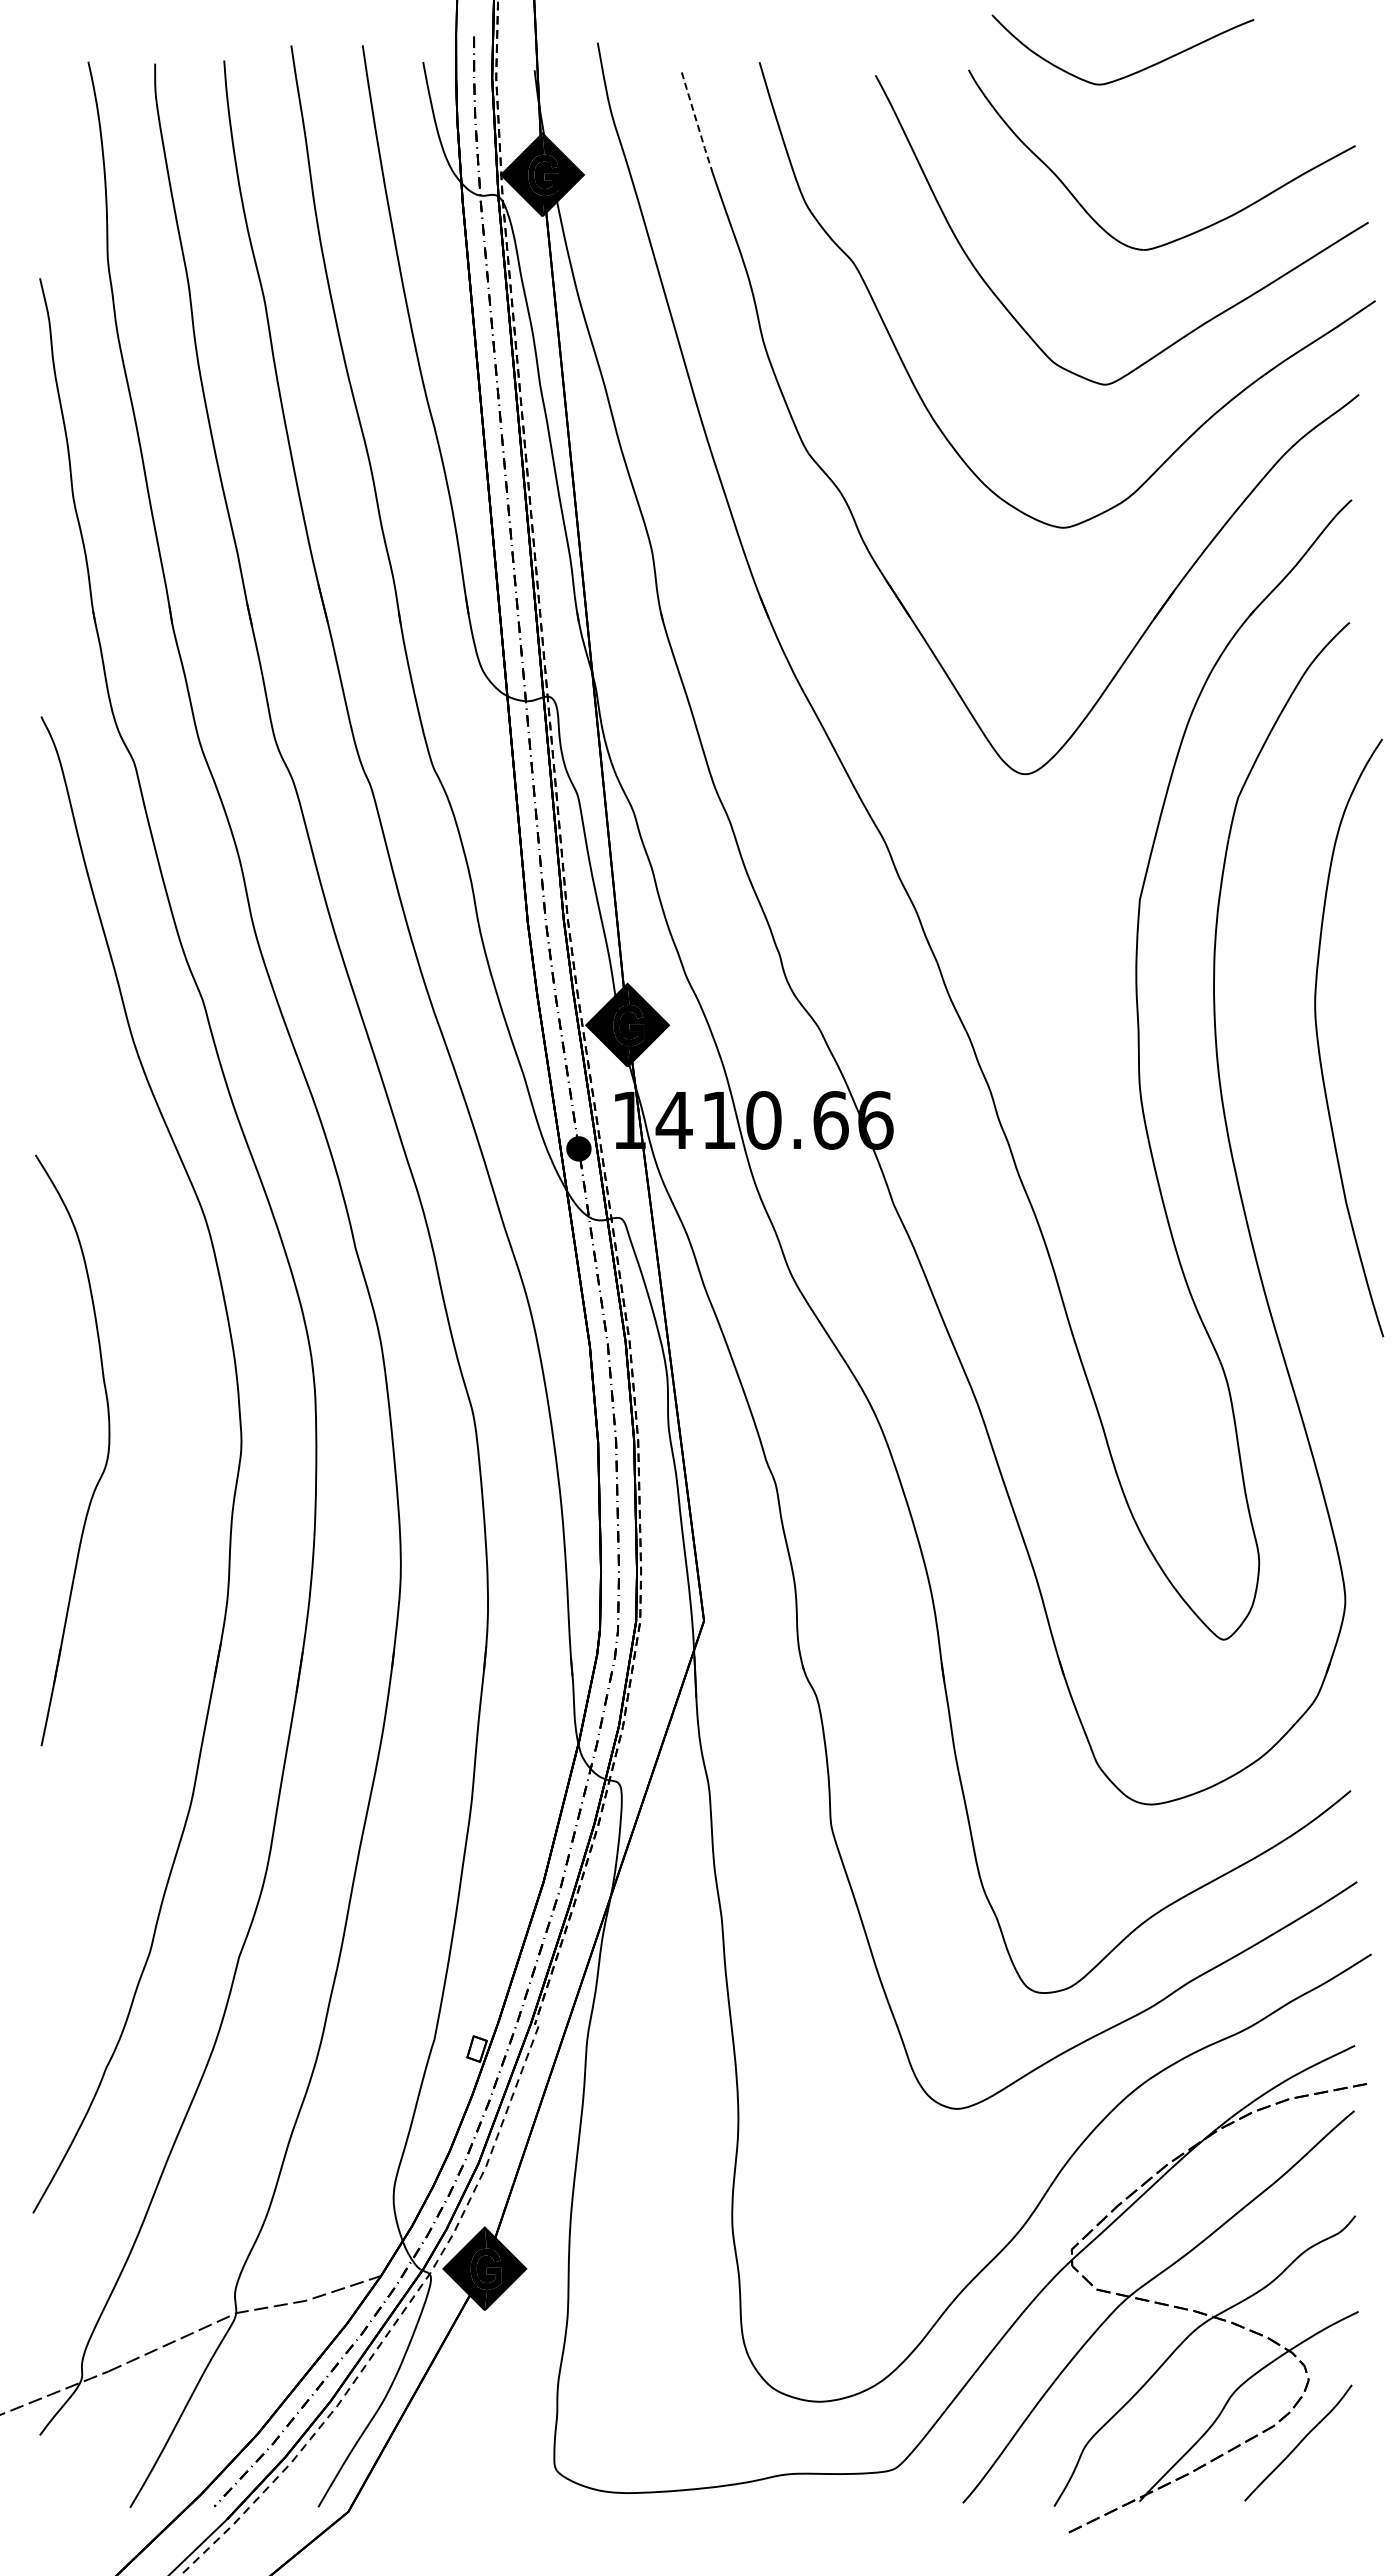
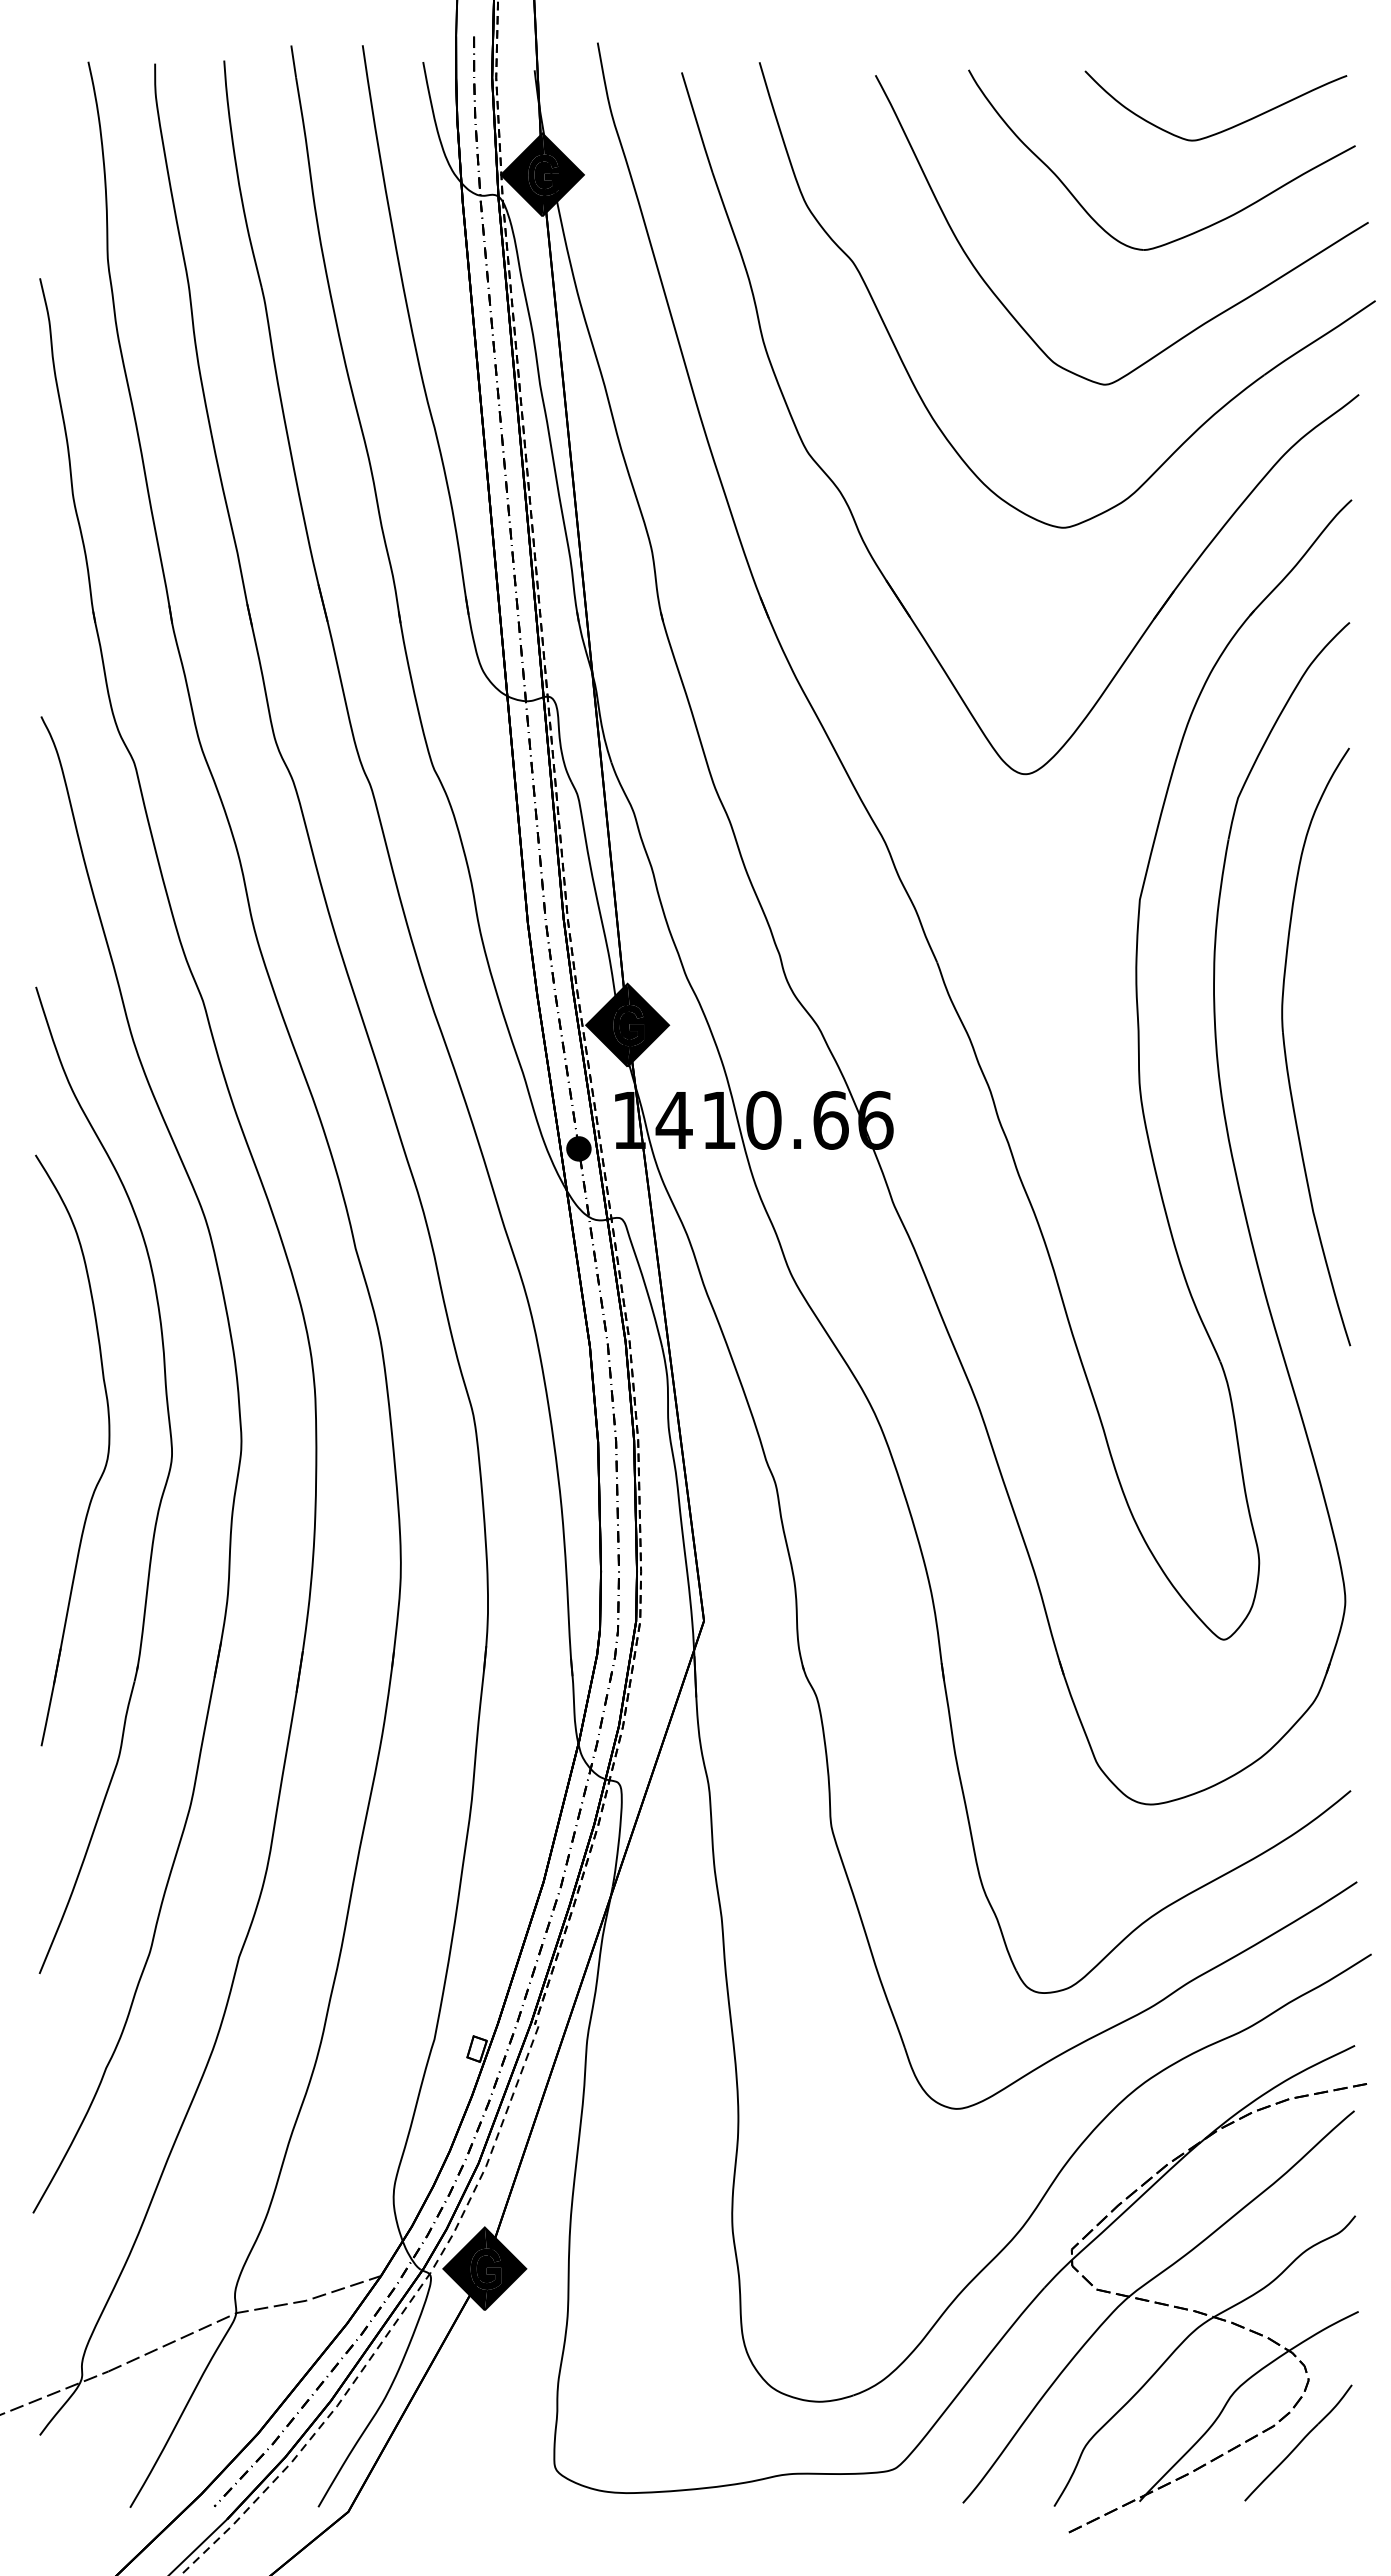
curve position: (1133, 72) -> (1226, 128) (1226, 128)
line: dashed -> solid (697, 122)
part position: (1319, 1044) -> (1286, 1053) (1286, 1053)
part: none -> present (161, 1494)
